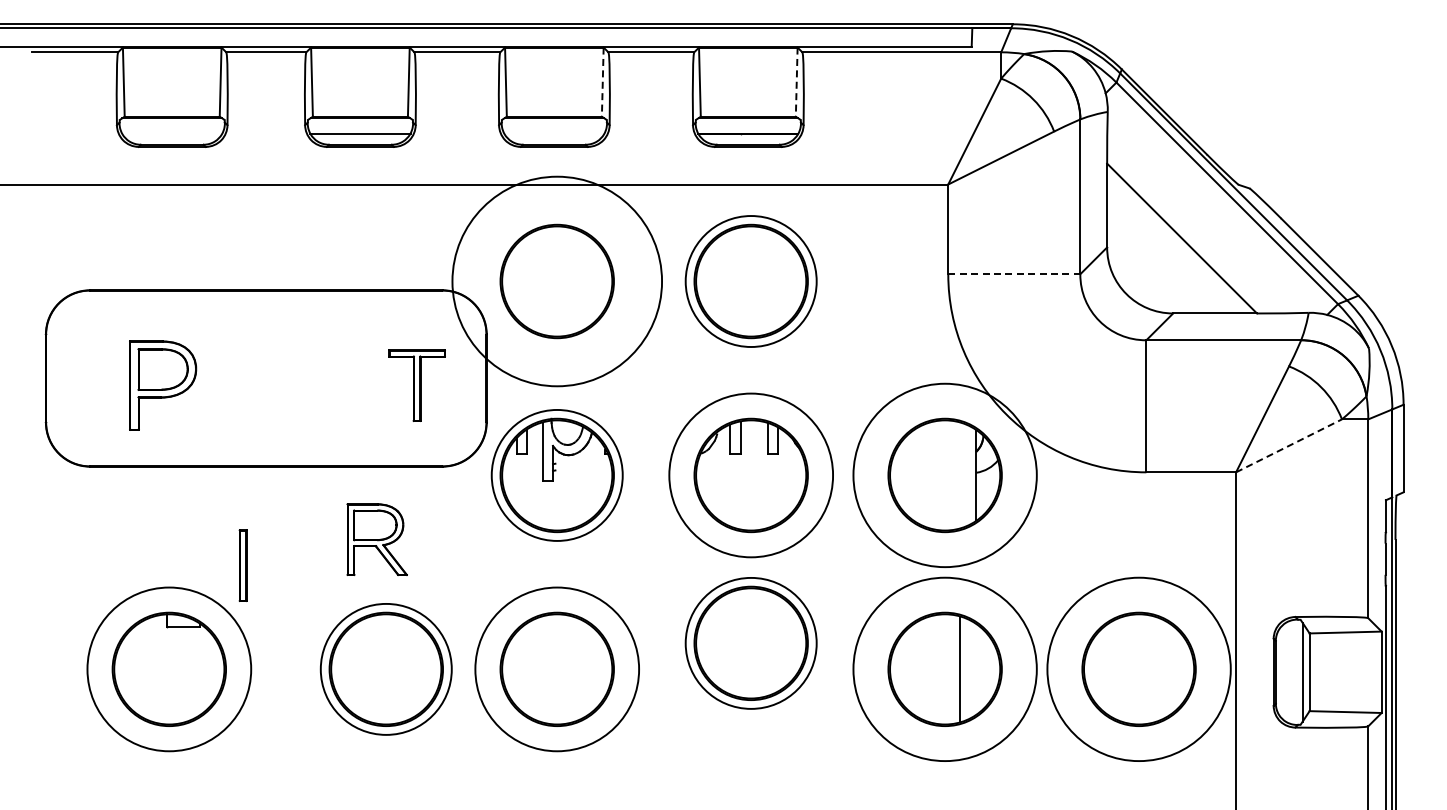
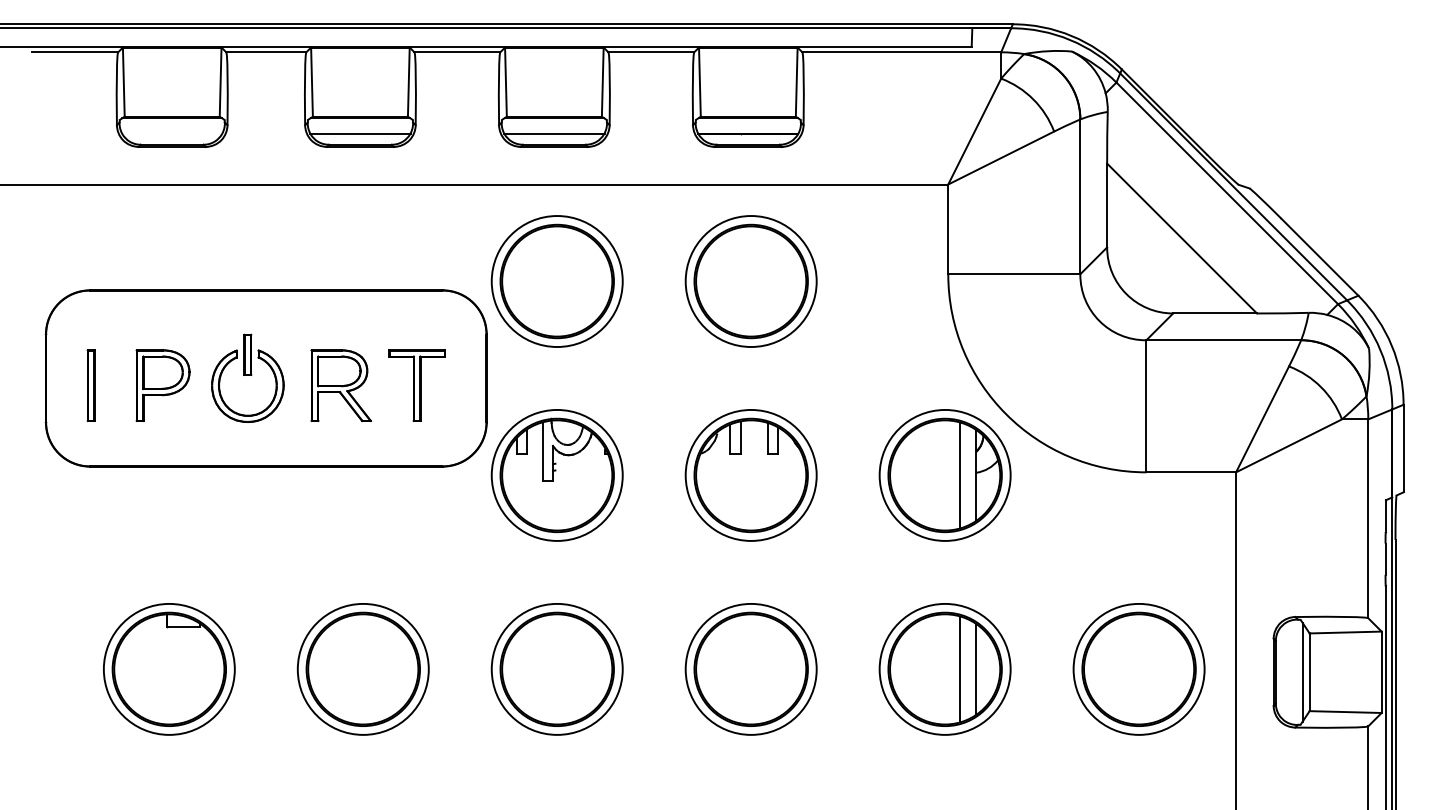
line: dashed -> solid (602, 82)
line: dashed -> solid (796, 82)
line: none -> present (554, 133)
line: dashed -> solid (1014, 274)
circle diameter: 210 px -> 131 px (556, 281)
part: none -> present (247, 377)
part size: 69x91 px -> 56x73 px (162, 385)
line: dashed -> solid (1289, 445)
circle diameter: 164 px -> 131 px (750, 474)
circle diameter: 183 px -> 131 px (944, 474)
line: none -> present (960, 475)
part position: (376, 539) -> (340, 385) (340, 385)
part position: (242, 565) -> (90, 385) (90, 385)
part position: (750, 643) -> (750, 669) (750, 669)
circle diameter: 164 px -> 131 px (168, 668)
part position: (385, 669) -> (362, 669) (362, 669)
circle diameter: 164 px -> 131 px (556, 668)
circle diameter: 183 px -> 131 px (944, 668)
line: none -> present (976, 669)
circle diameter: 183 px -> 131 px (1138, 668)
